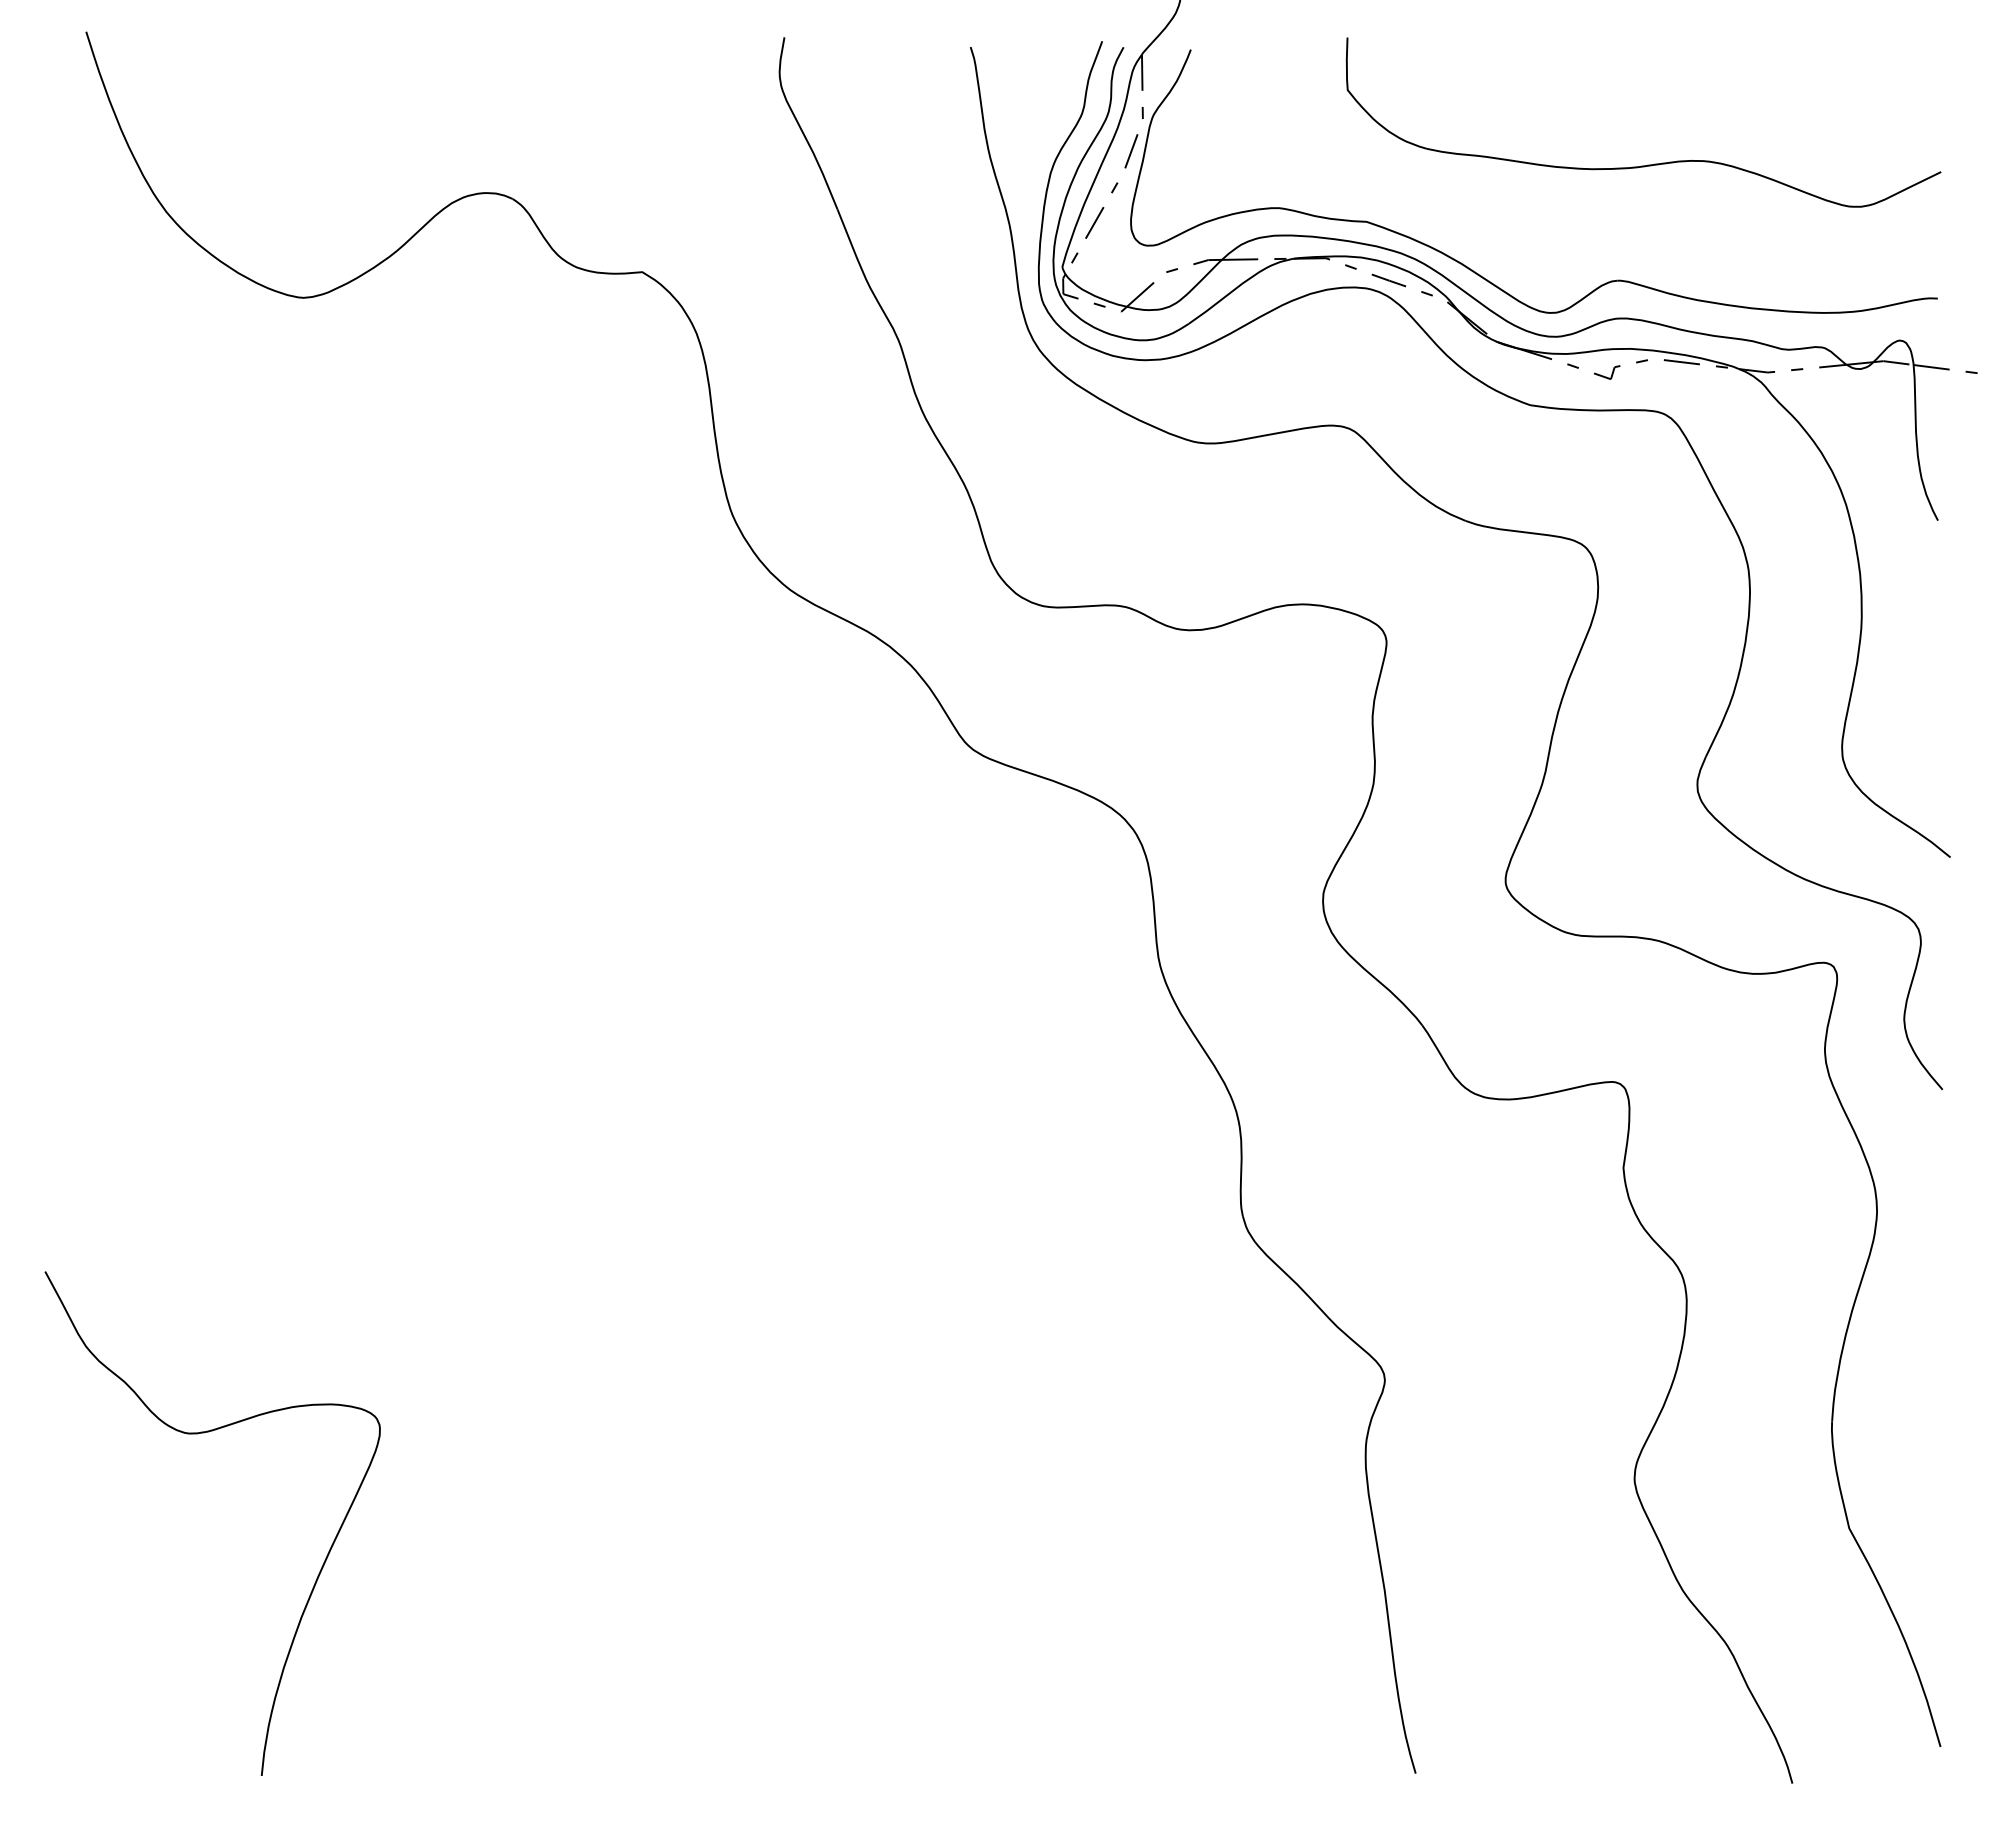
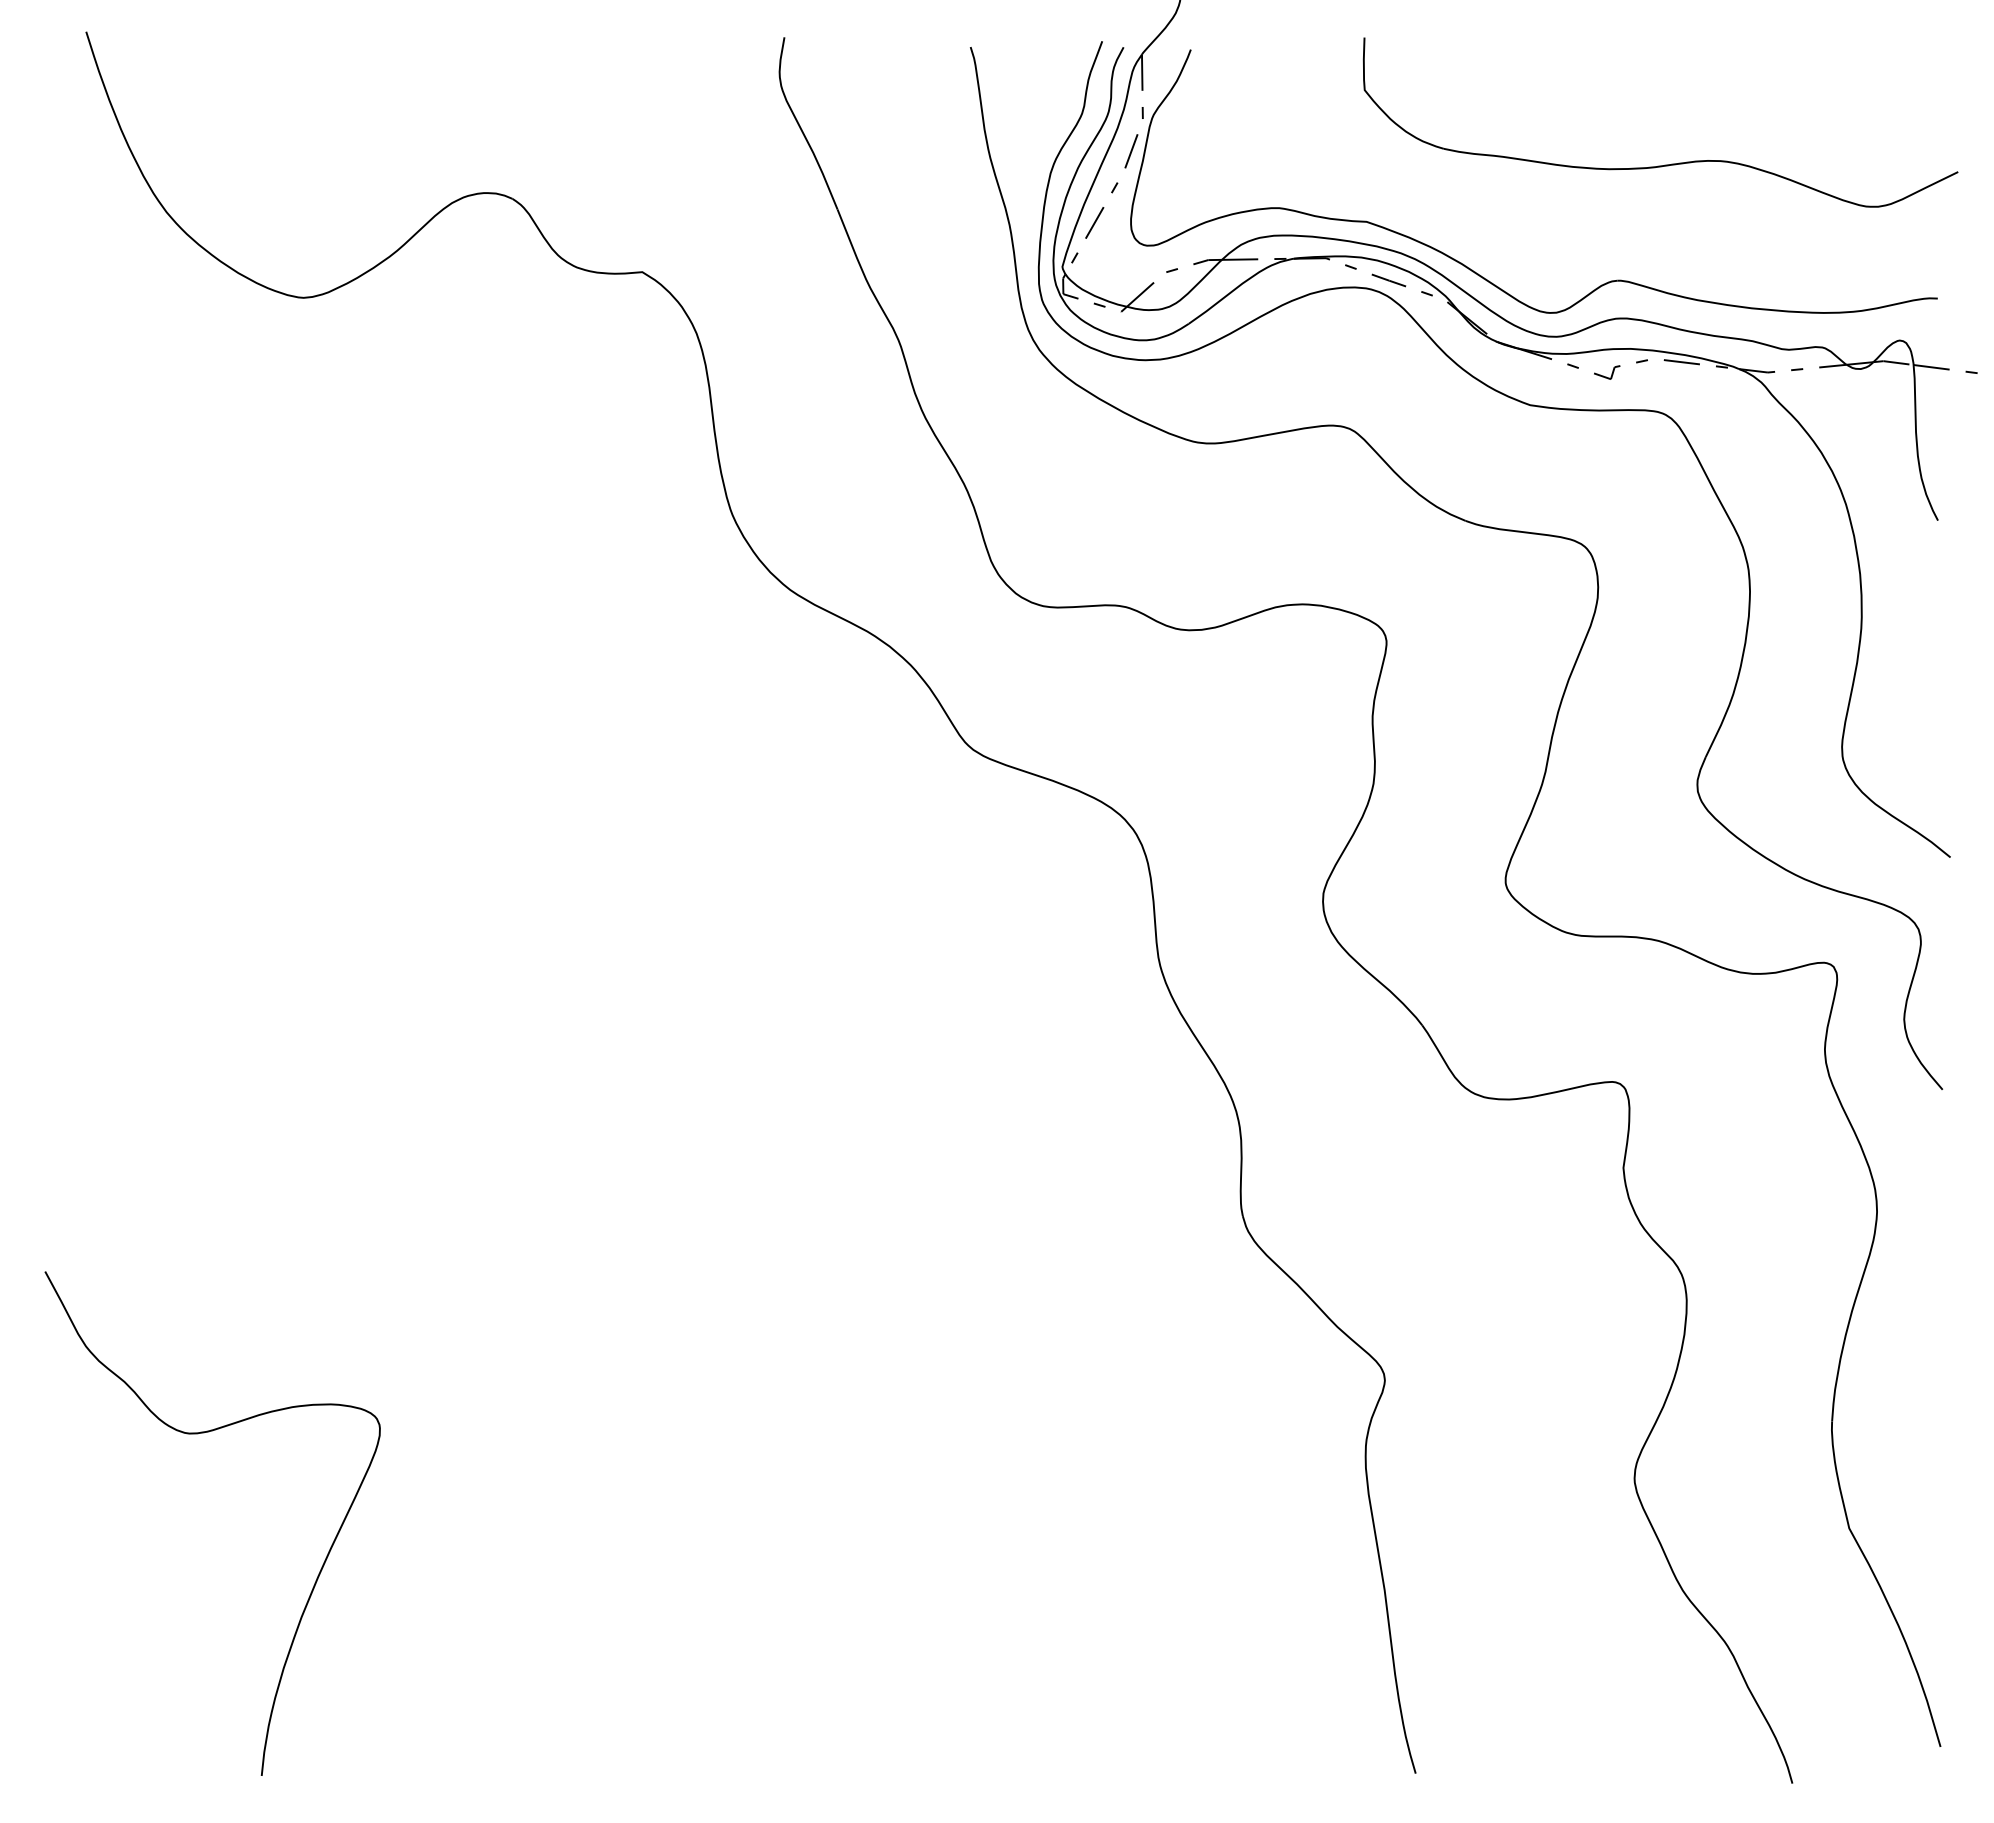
part position: (1647, 164) -> (1664, 164) (1664, 164)
